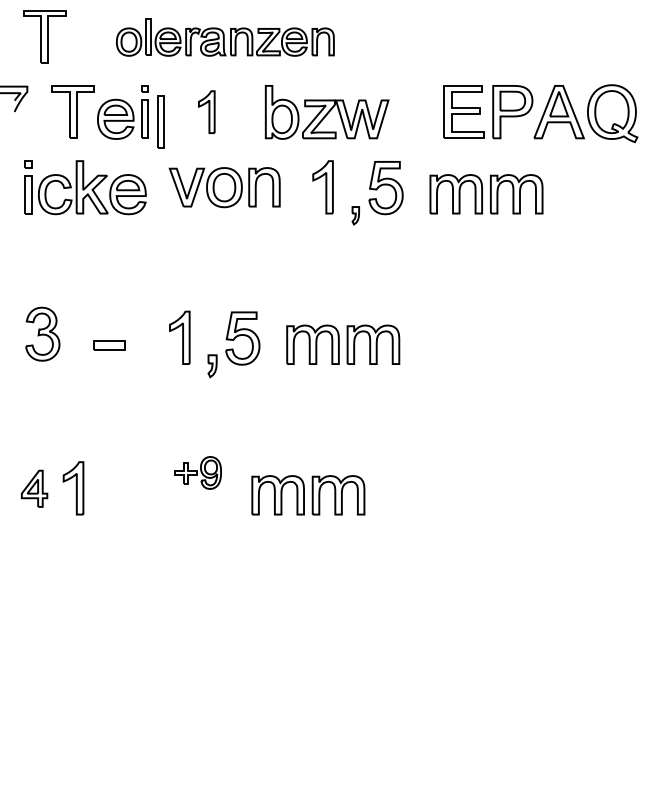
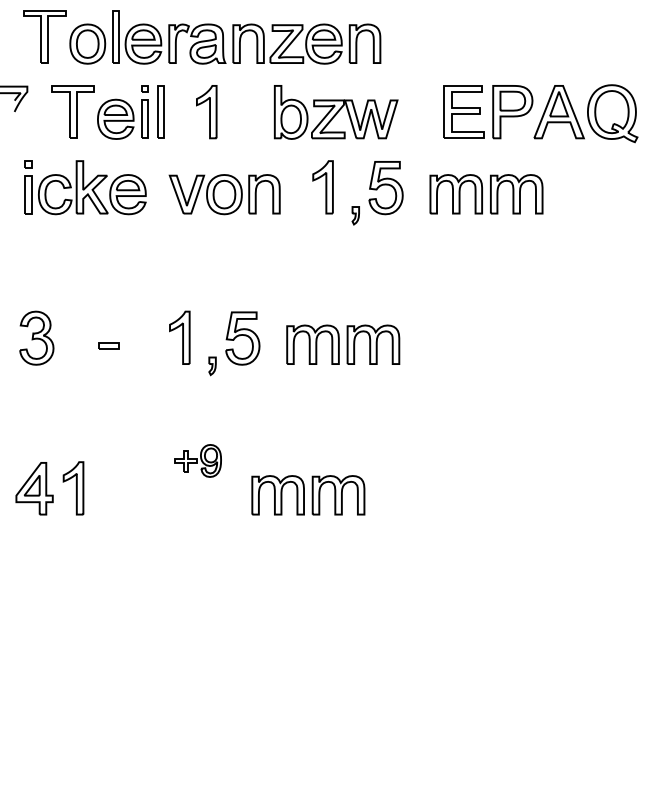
part size: 219x39 px -> 313x55 px (225, 37)
part size: 18x44 px -> 22x55 px (206, 112)
part position: (326, 112) -> (335, 112) (335, 112)
part position: (160, 121) -> (160, 111) (160, 111)
part position: (224, 187) -> (224, 194) (224, 194)
part position: (42, 333) -> (36, 337) (36, 337)
part size: 33x11 px -> 22x8 px (108, 345)
part size: 11x25 px -> 9x21 px (212, 366)
part position: (197, 472) -> (197, 460) (197, 460)
part size: 28x39 px -> 39x54 px (34, 488)
